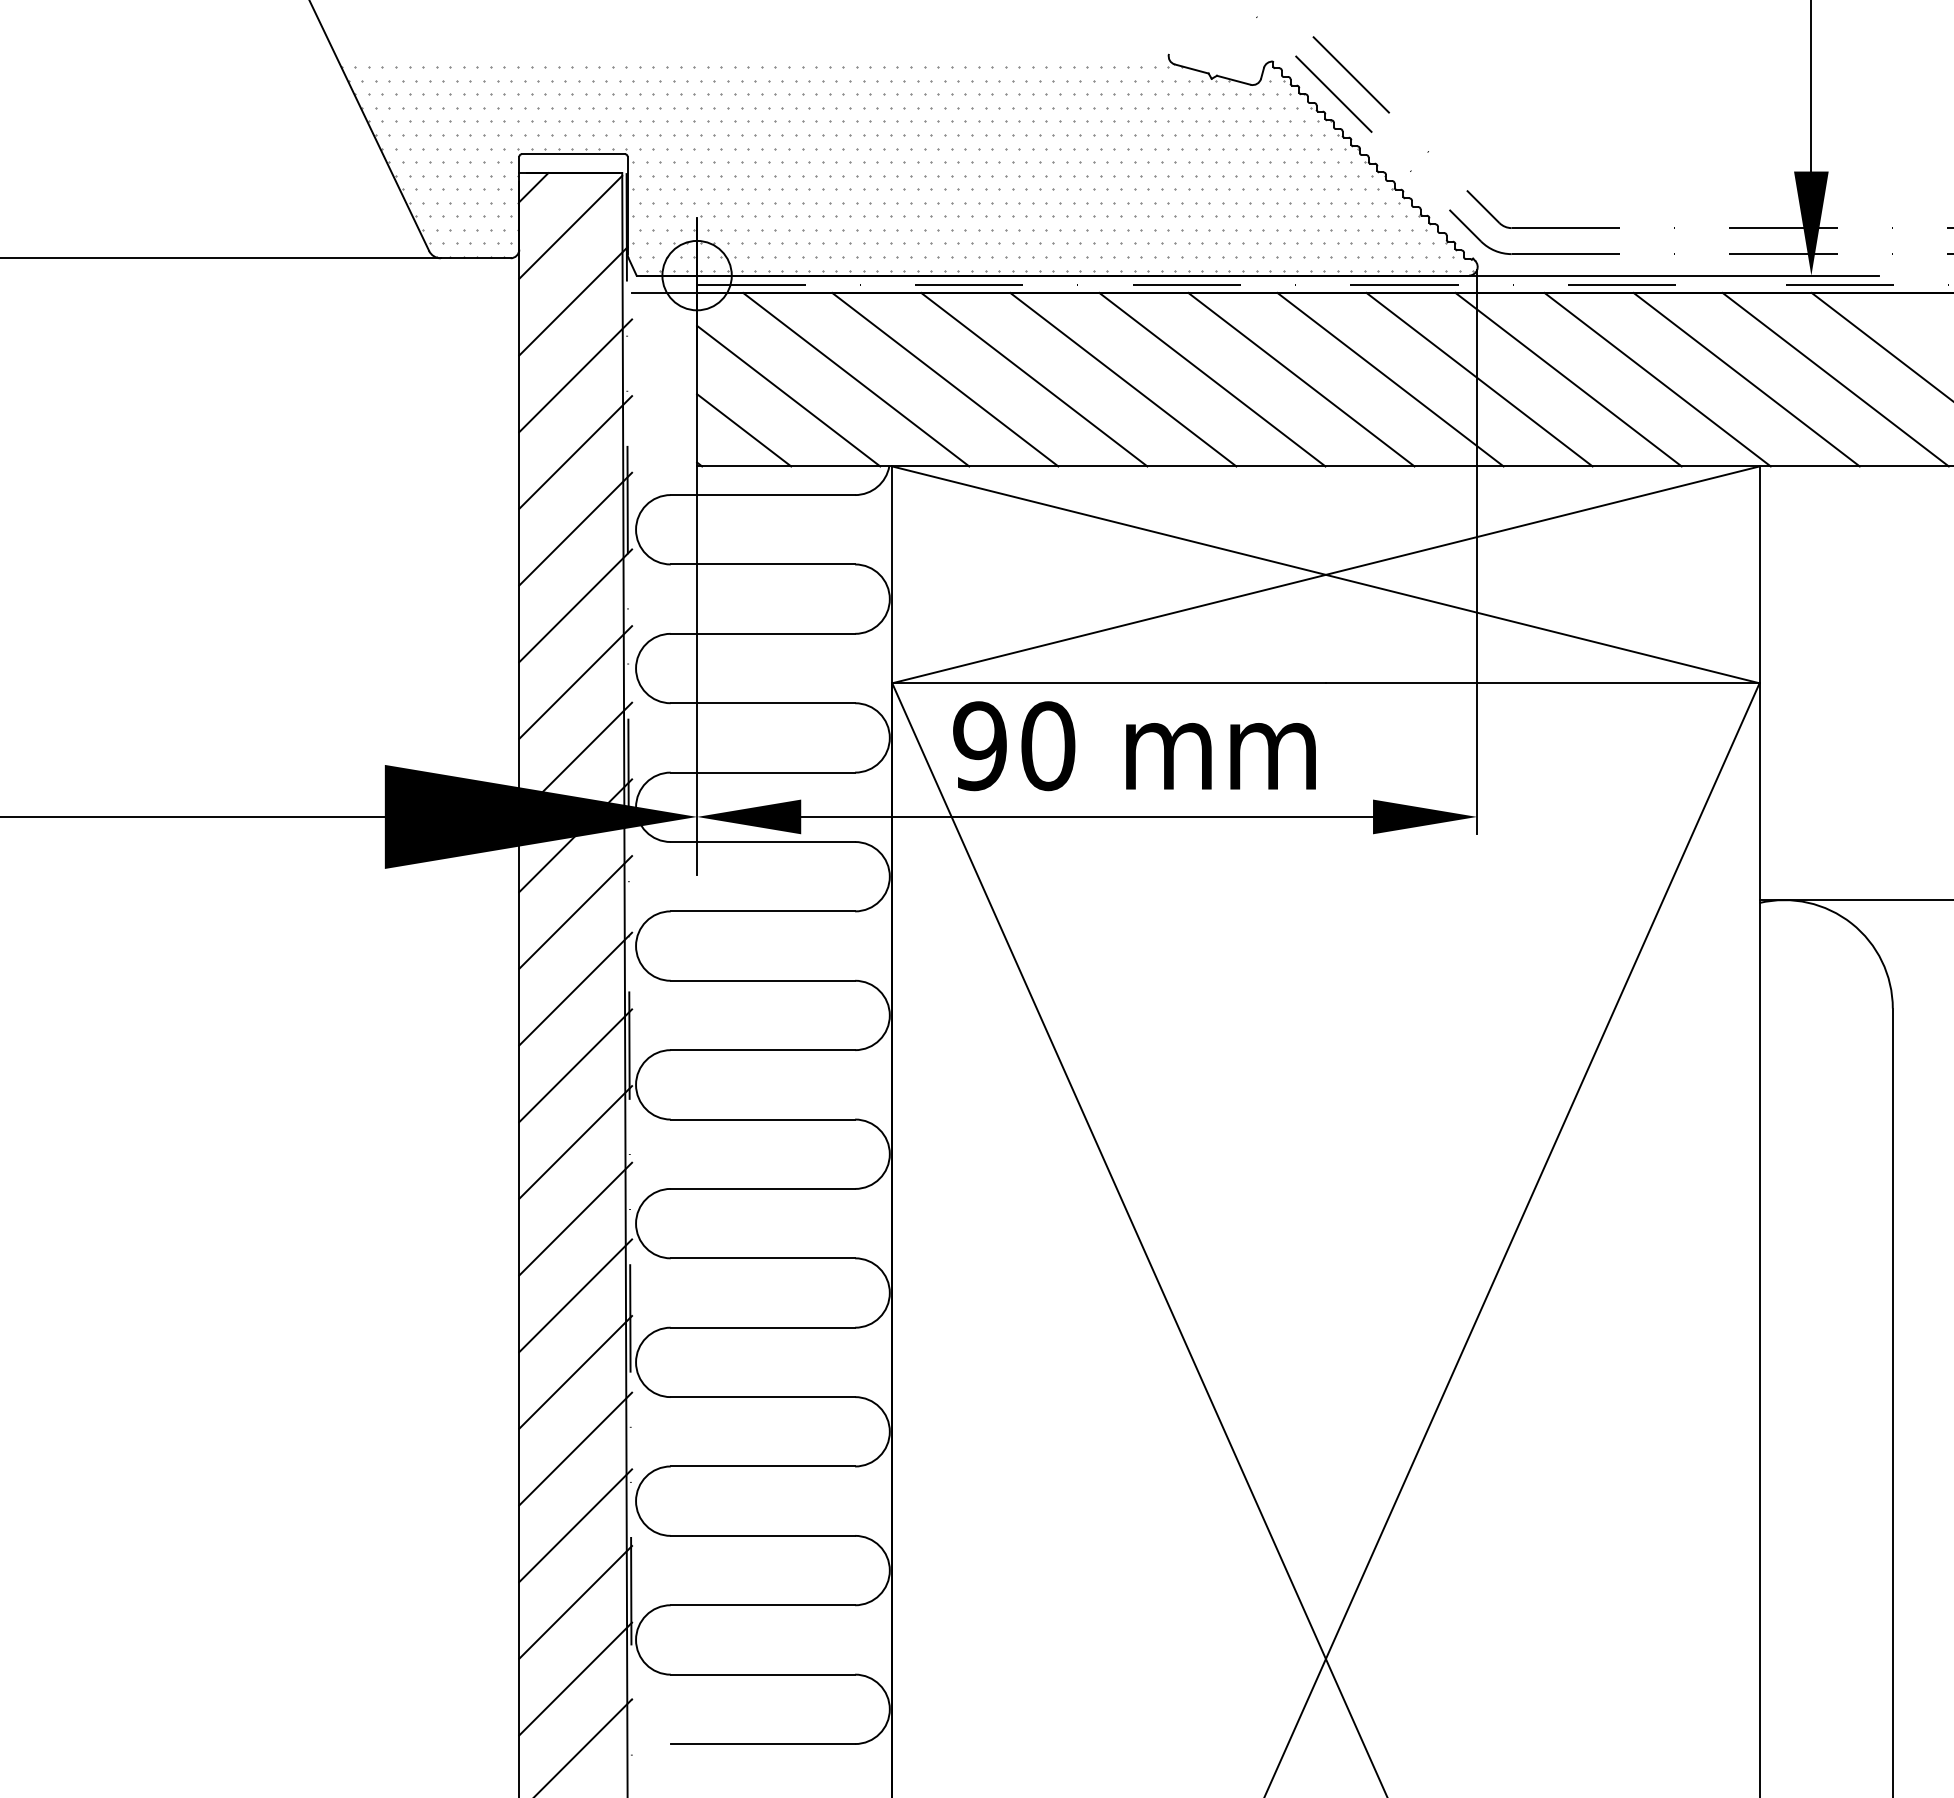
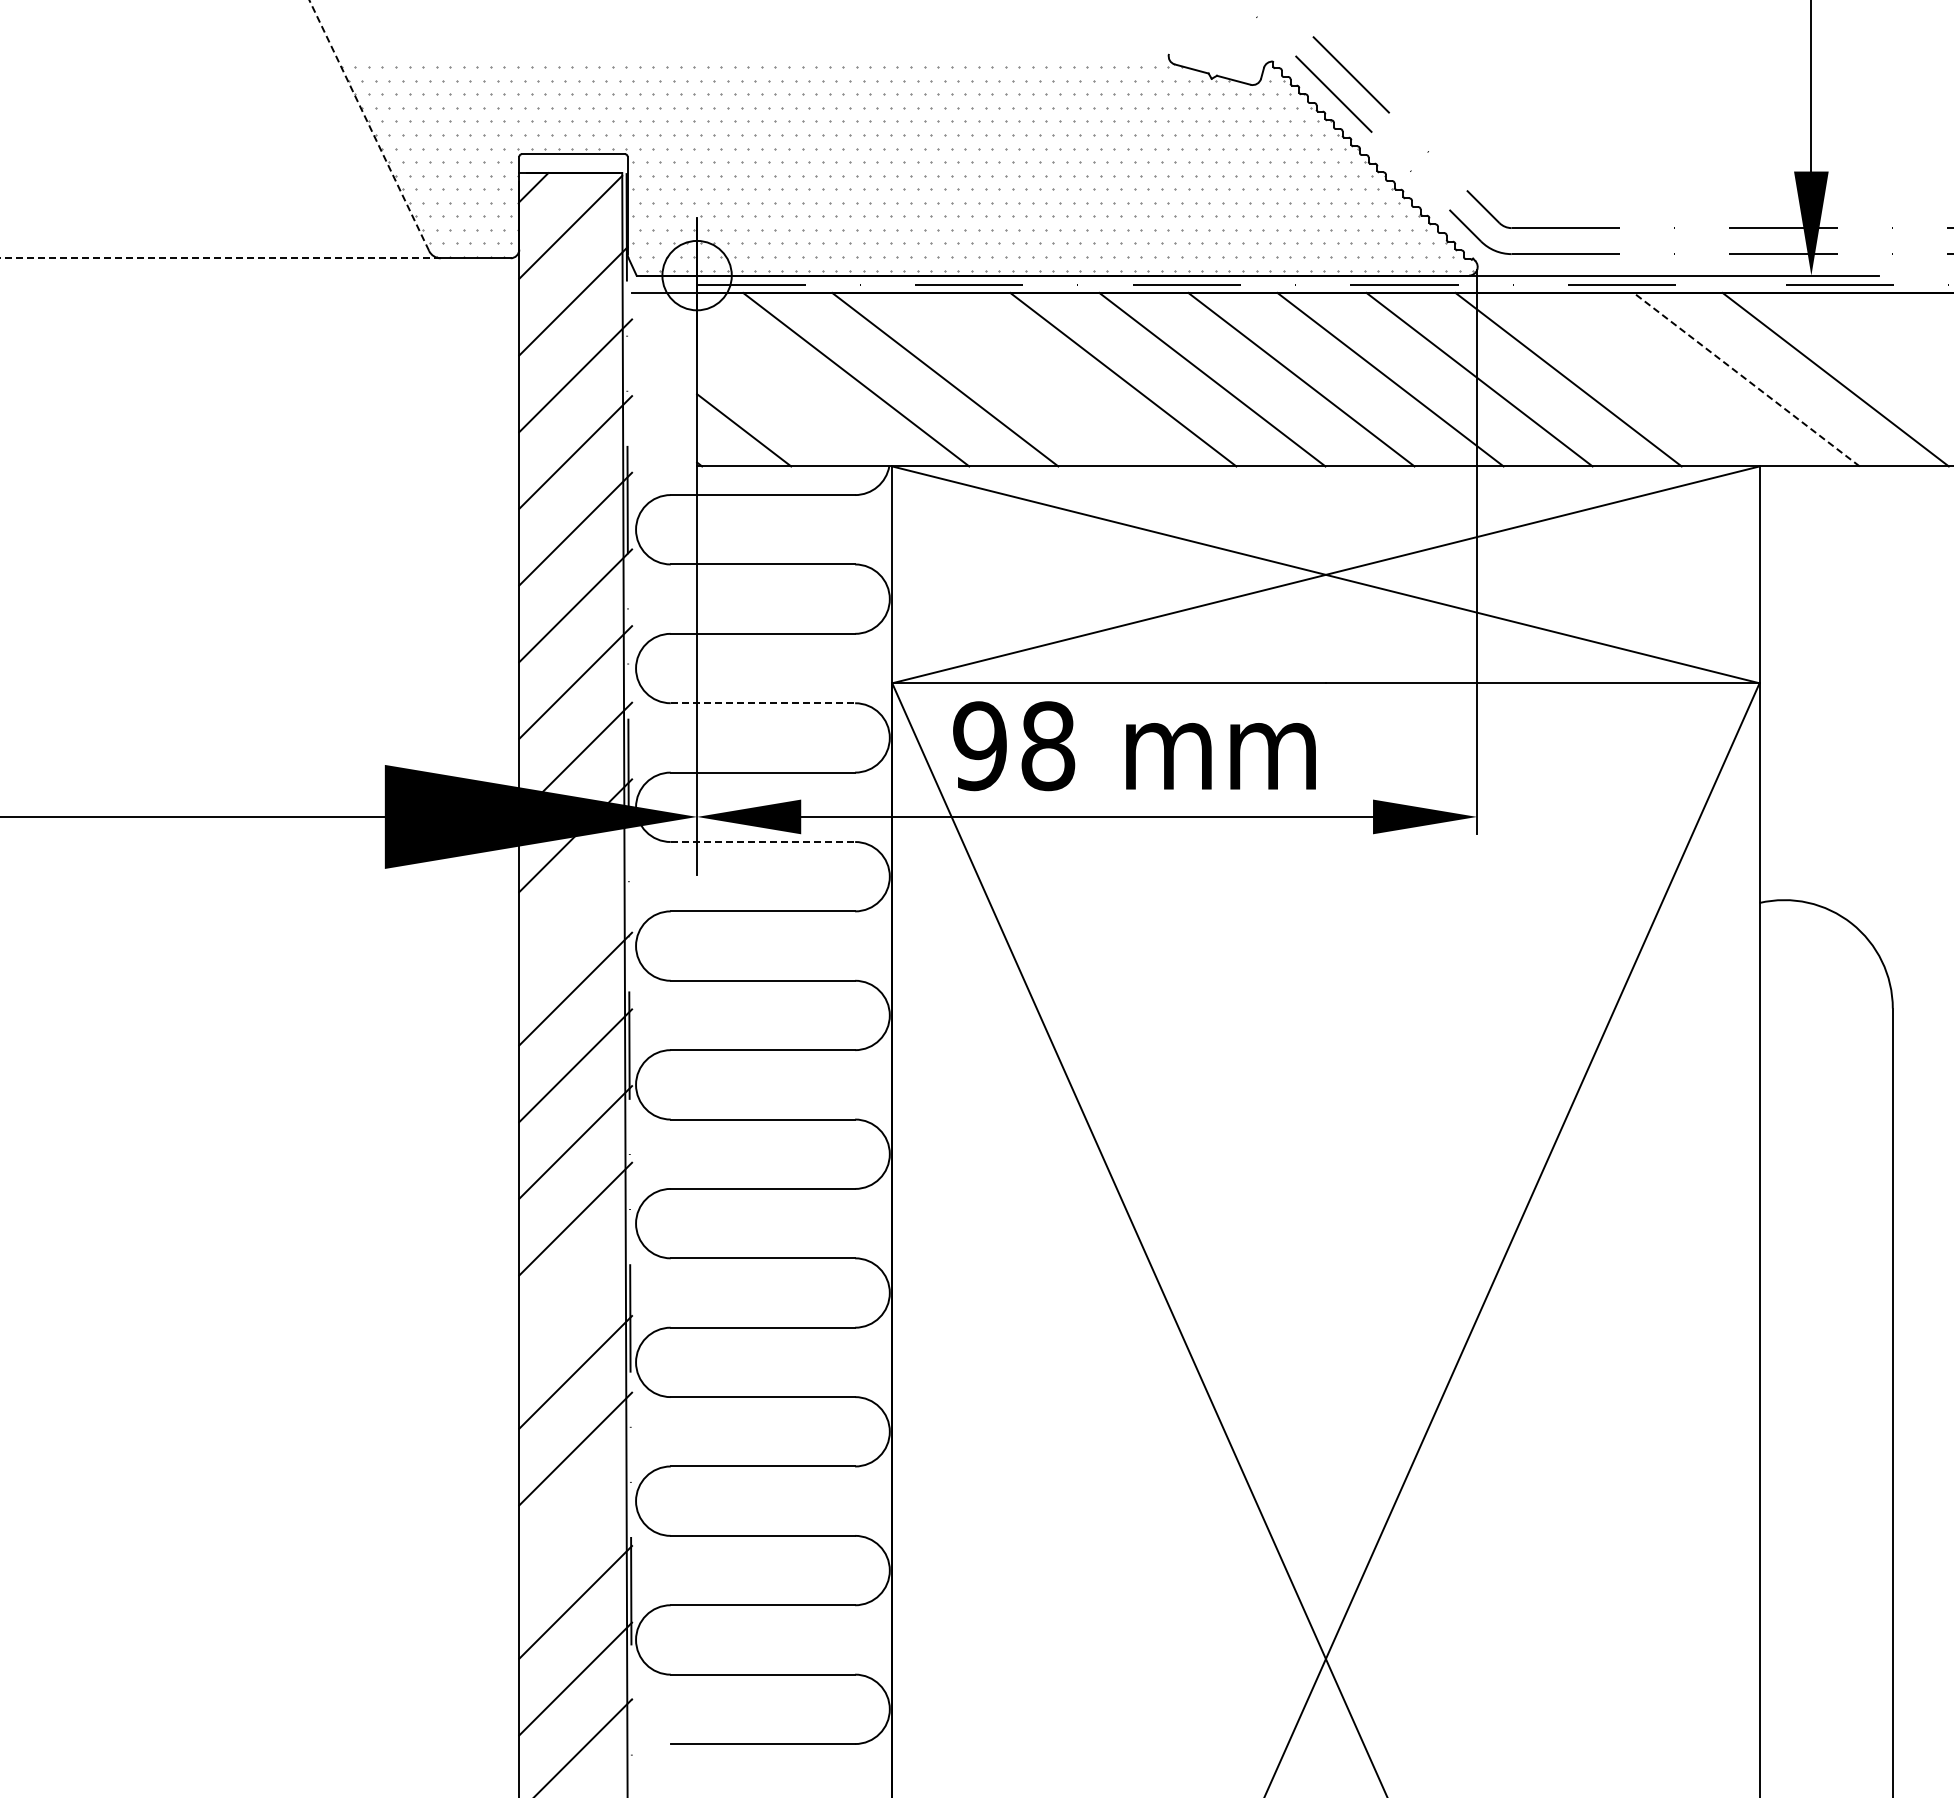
line: solid -> dashed (369, 125)
line: solid -> dashed (220, 258)
line: present -> none (1880, 345)
line: present -> none (1034, 379)
line: present -> none (1657, 379)
line: solid -> dashed (1746, 379)
line: present -> none (788, 395)
line: solid -> dashed (763, 703)
text: 90 -> 98 (1048, 745)
line: solid -> dashed (763, 842)
line: present -> none (1854, 900)
line: present -> none (575, 912)
line: present -> none (575, 1295)
line: present -> none (575, 1525)
